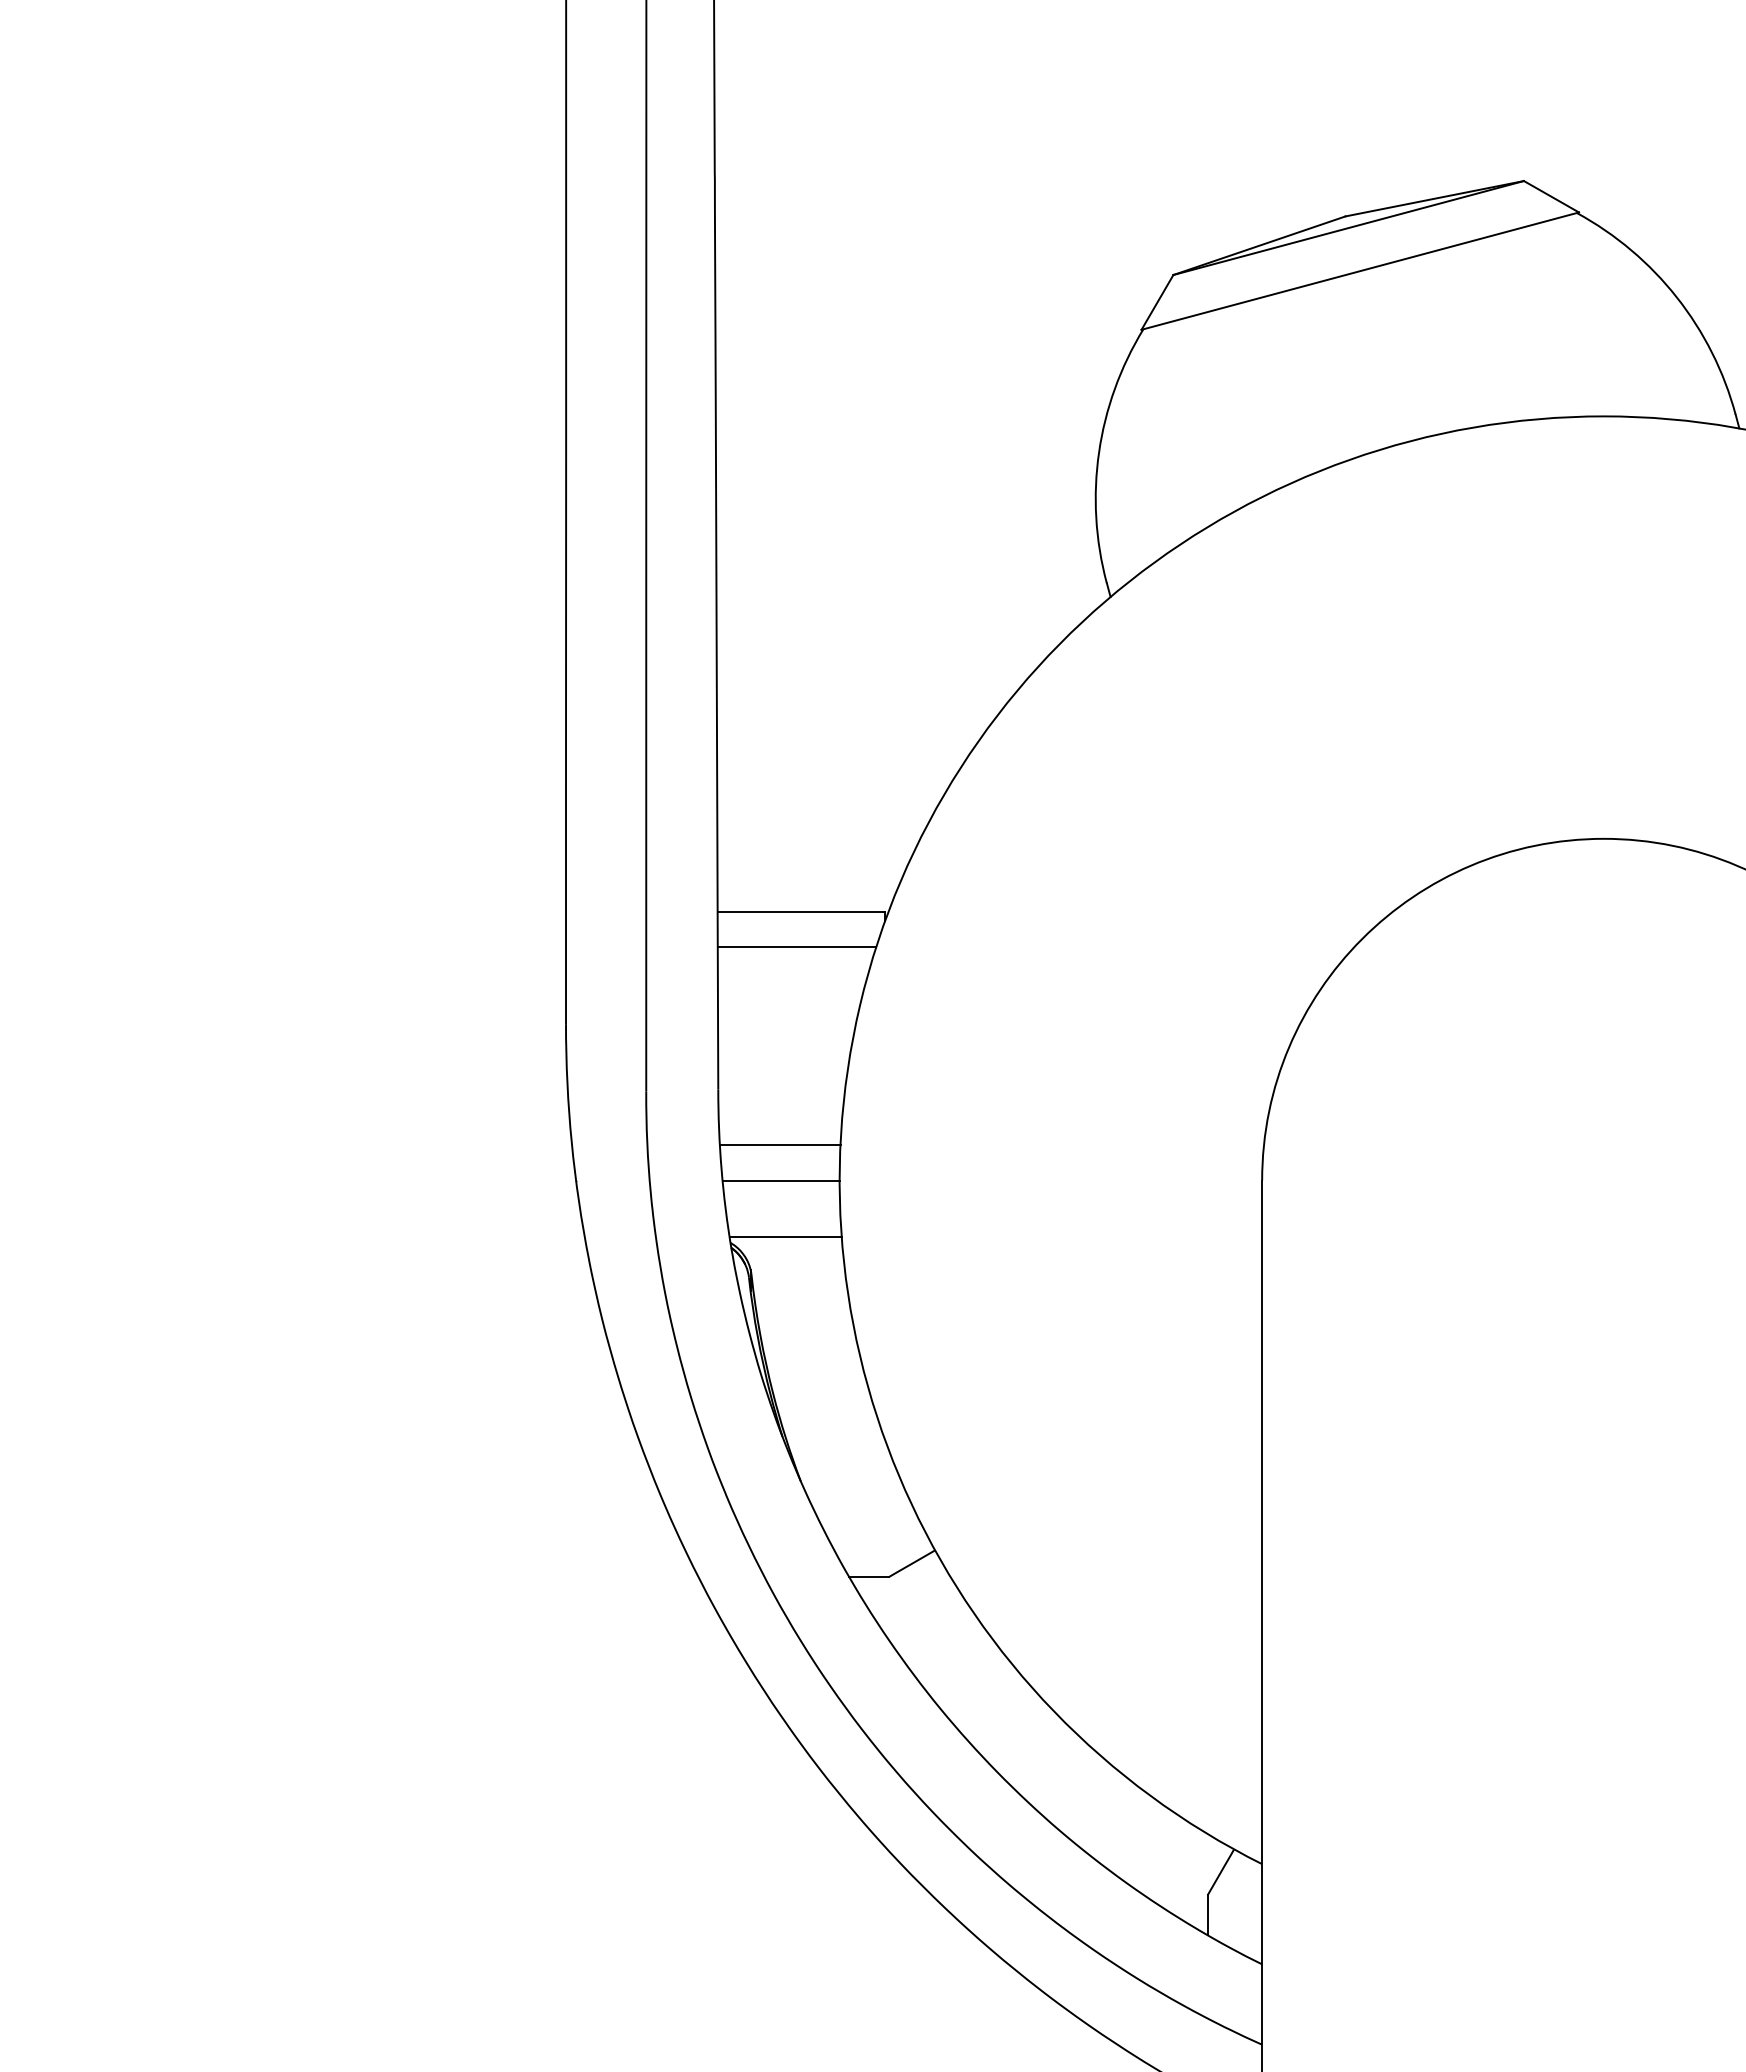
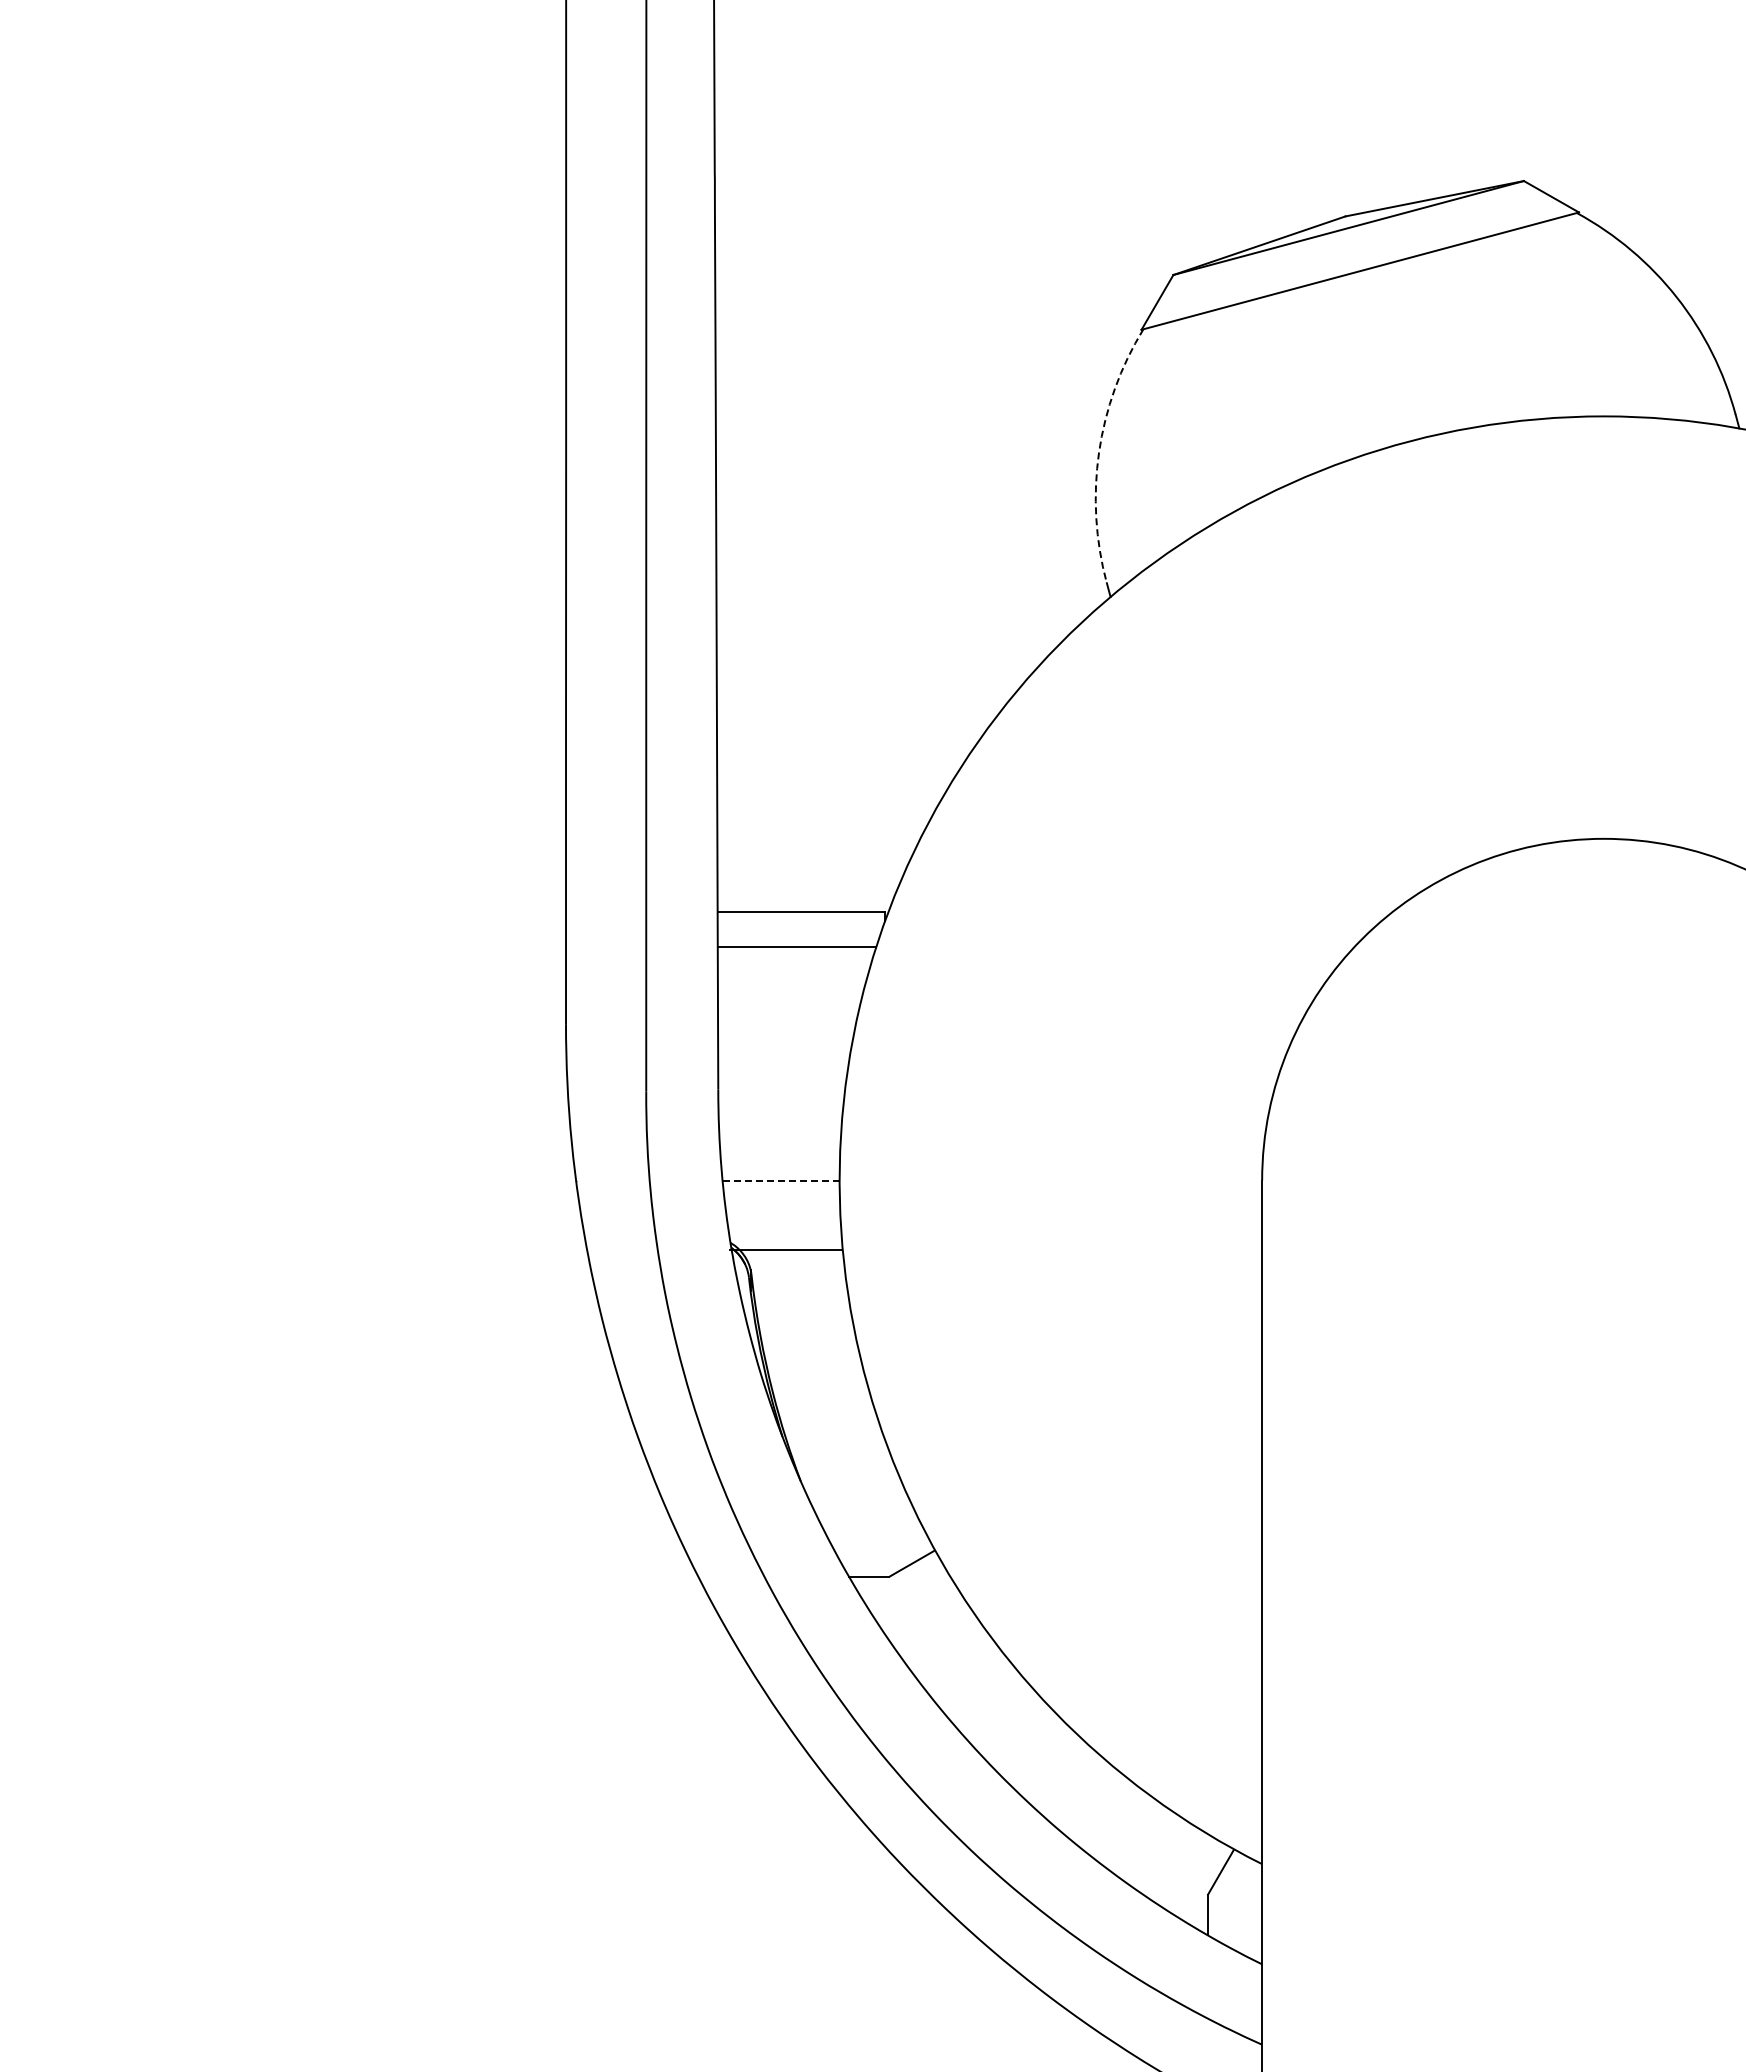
arc: solid -> dashed (1099, 452)
line: present -> none (779, 1145)
line: solid -> dashed (781, 1180)
line position: (785, 1237) -> (785, 1250) (785, 1250)
